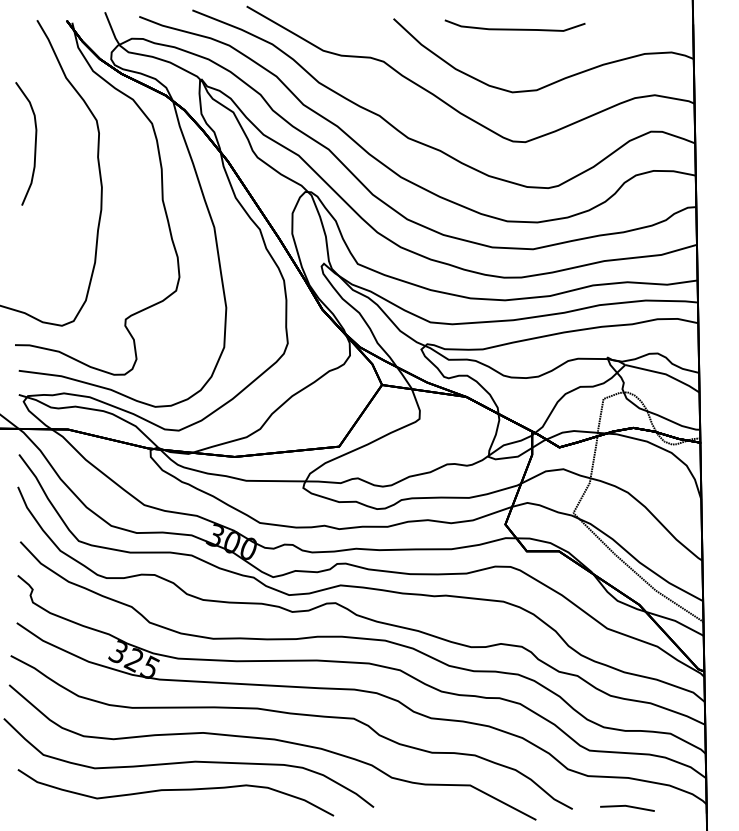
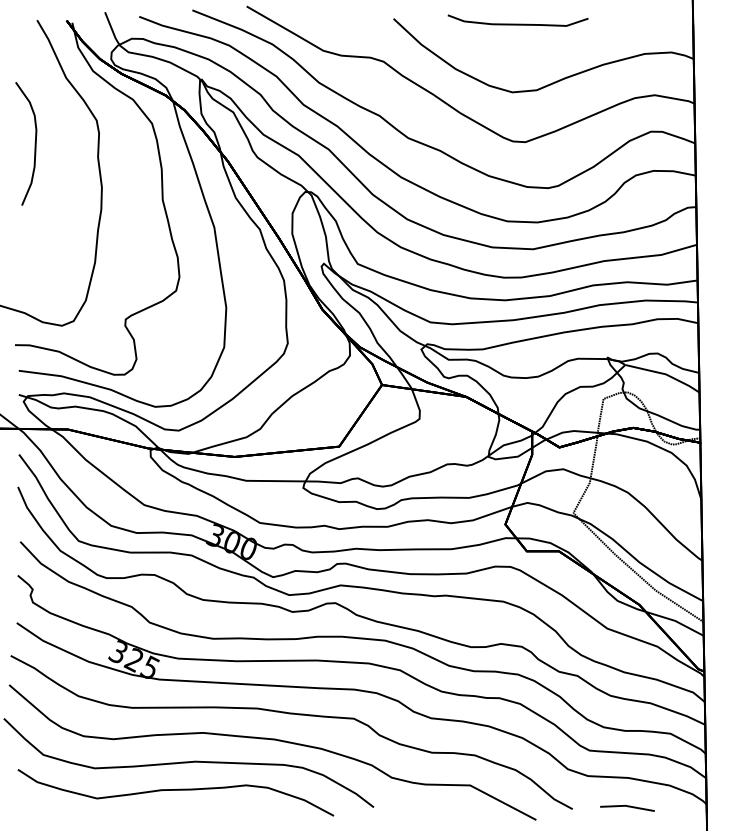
curve position: (514, 28) -> (517, 23) (517, 23)
